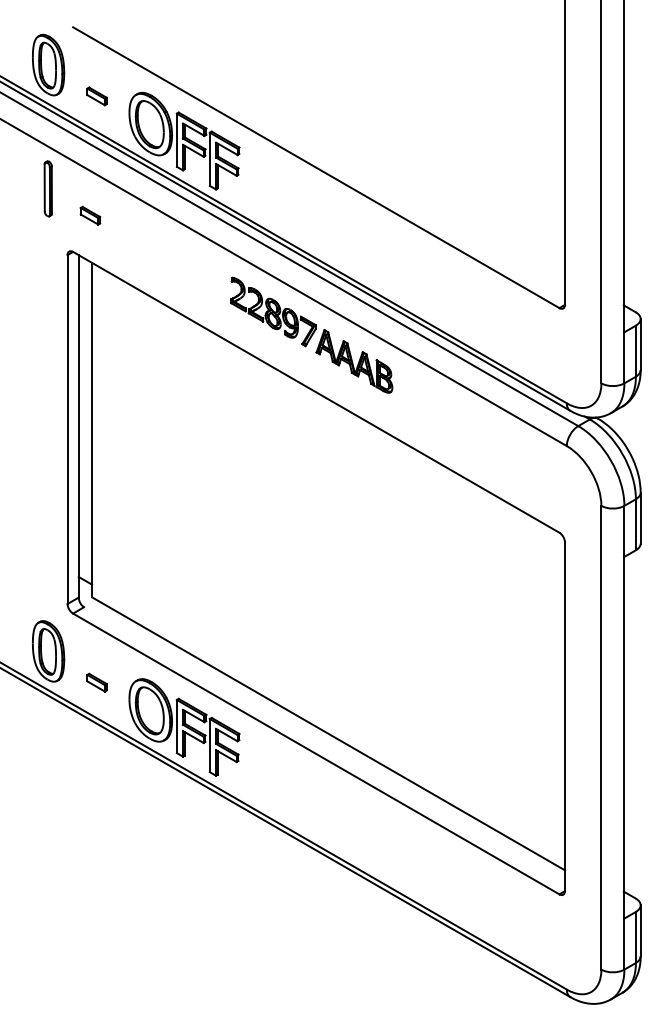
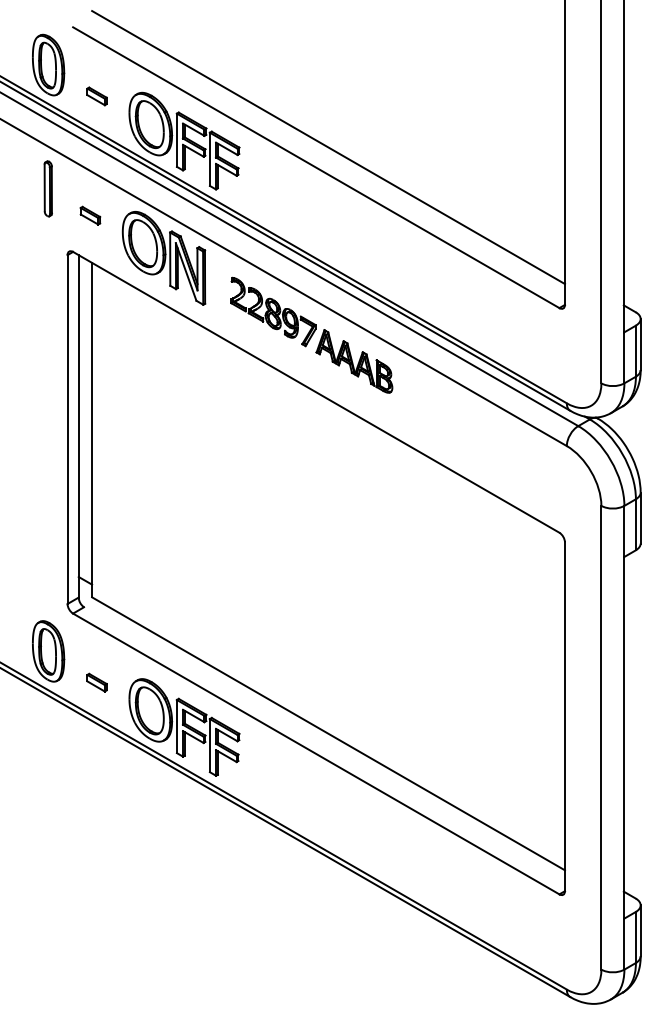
line: none -> present (328, 147)
part: none -> present (163, 258)
